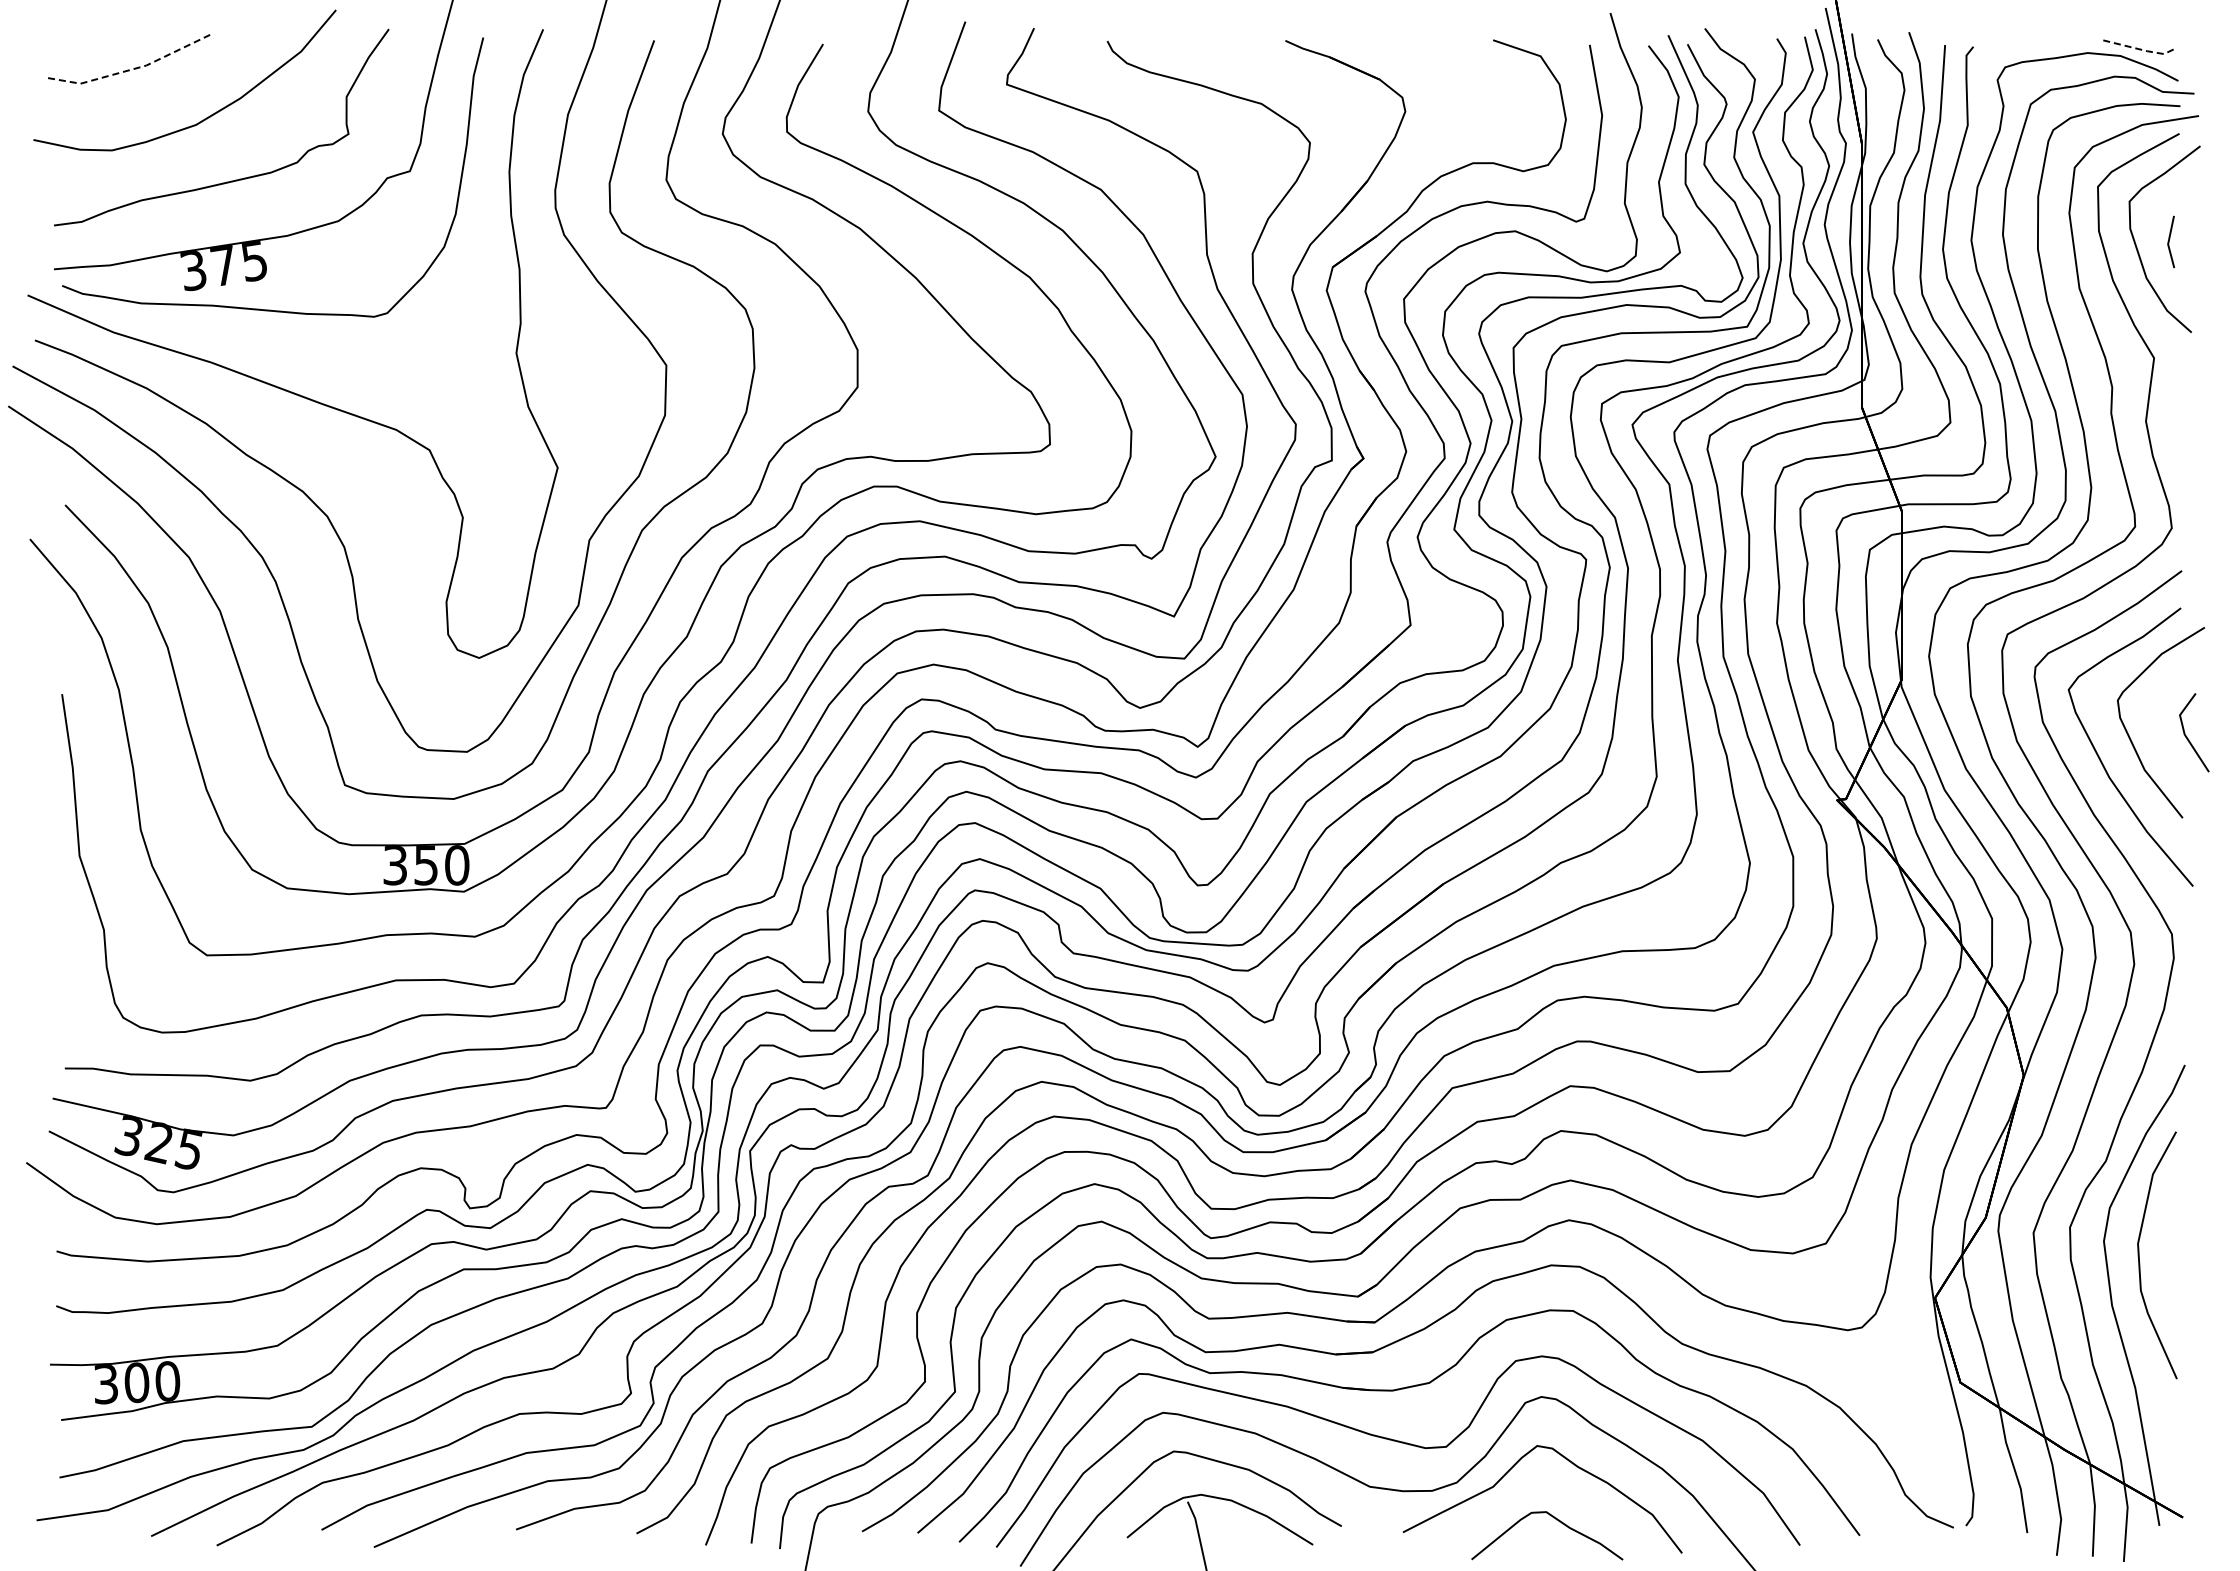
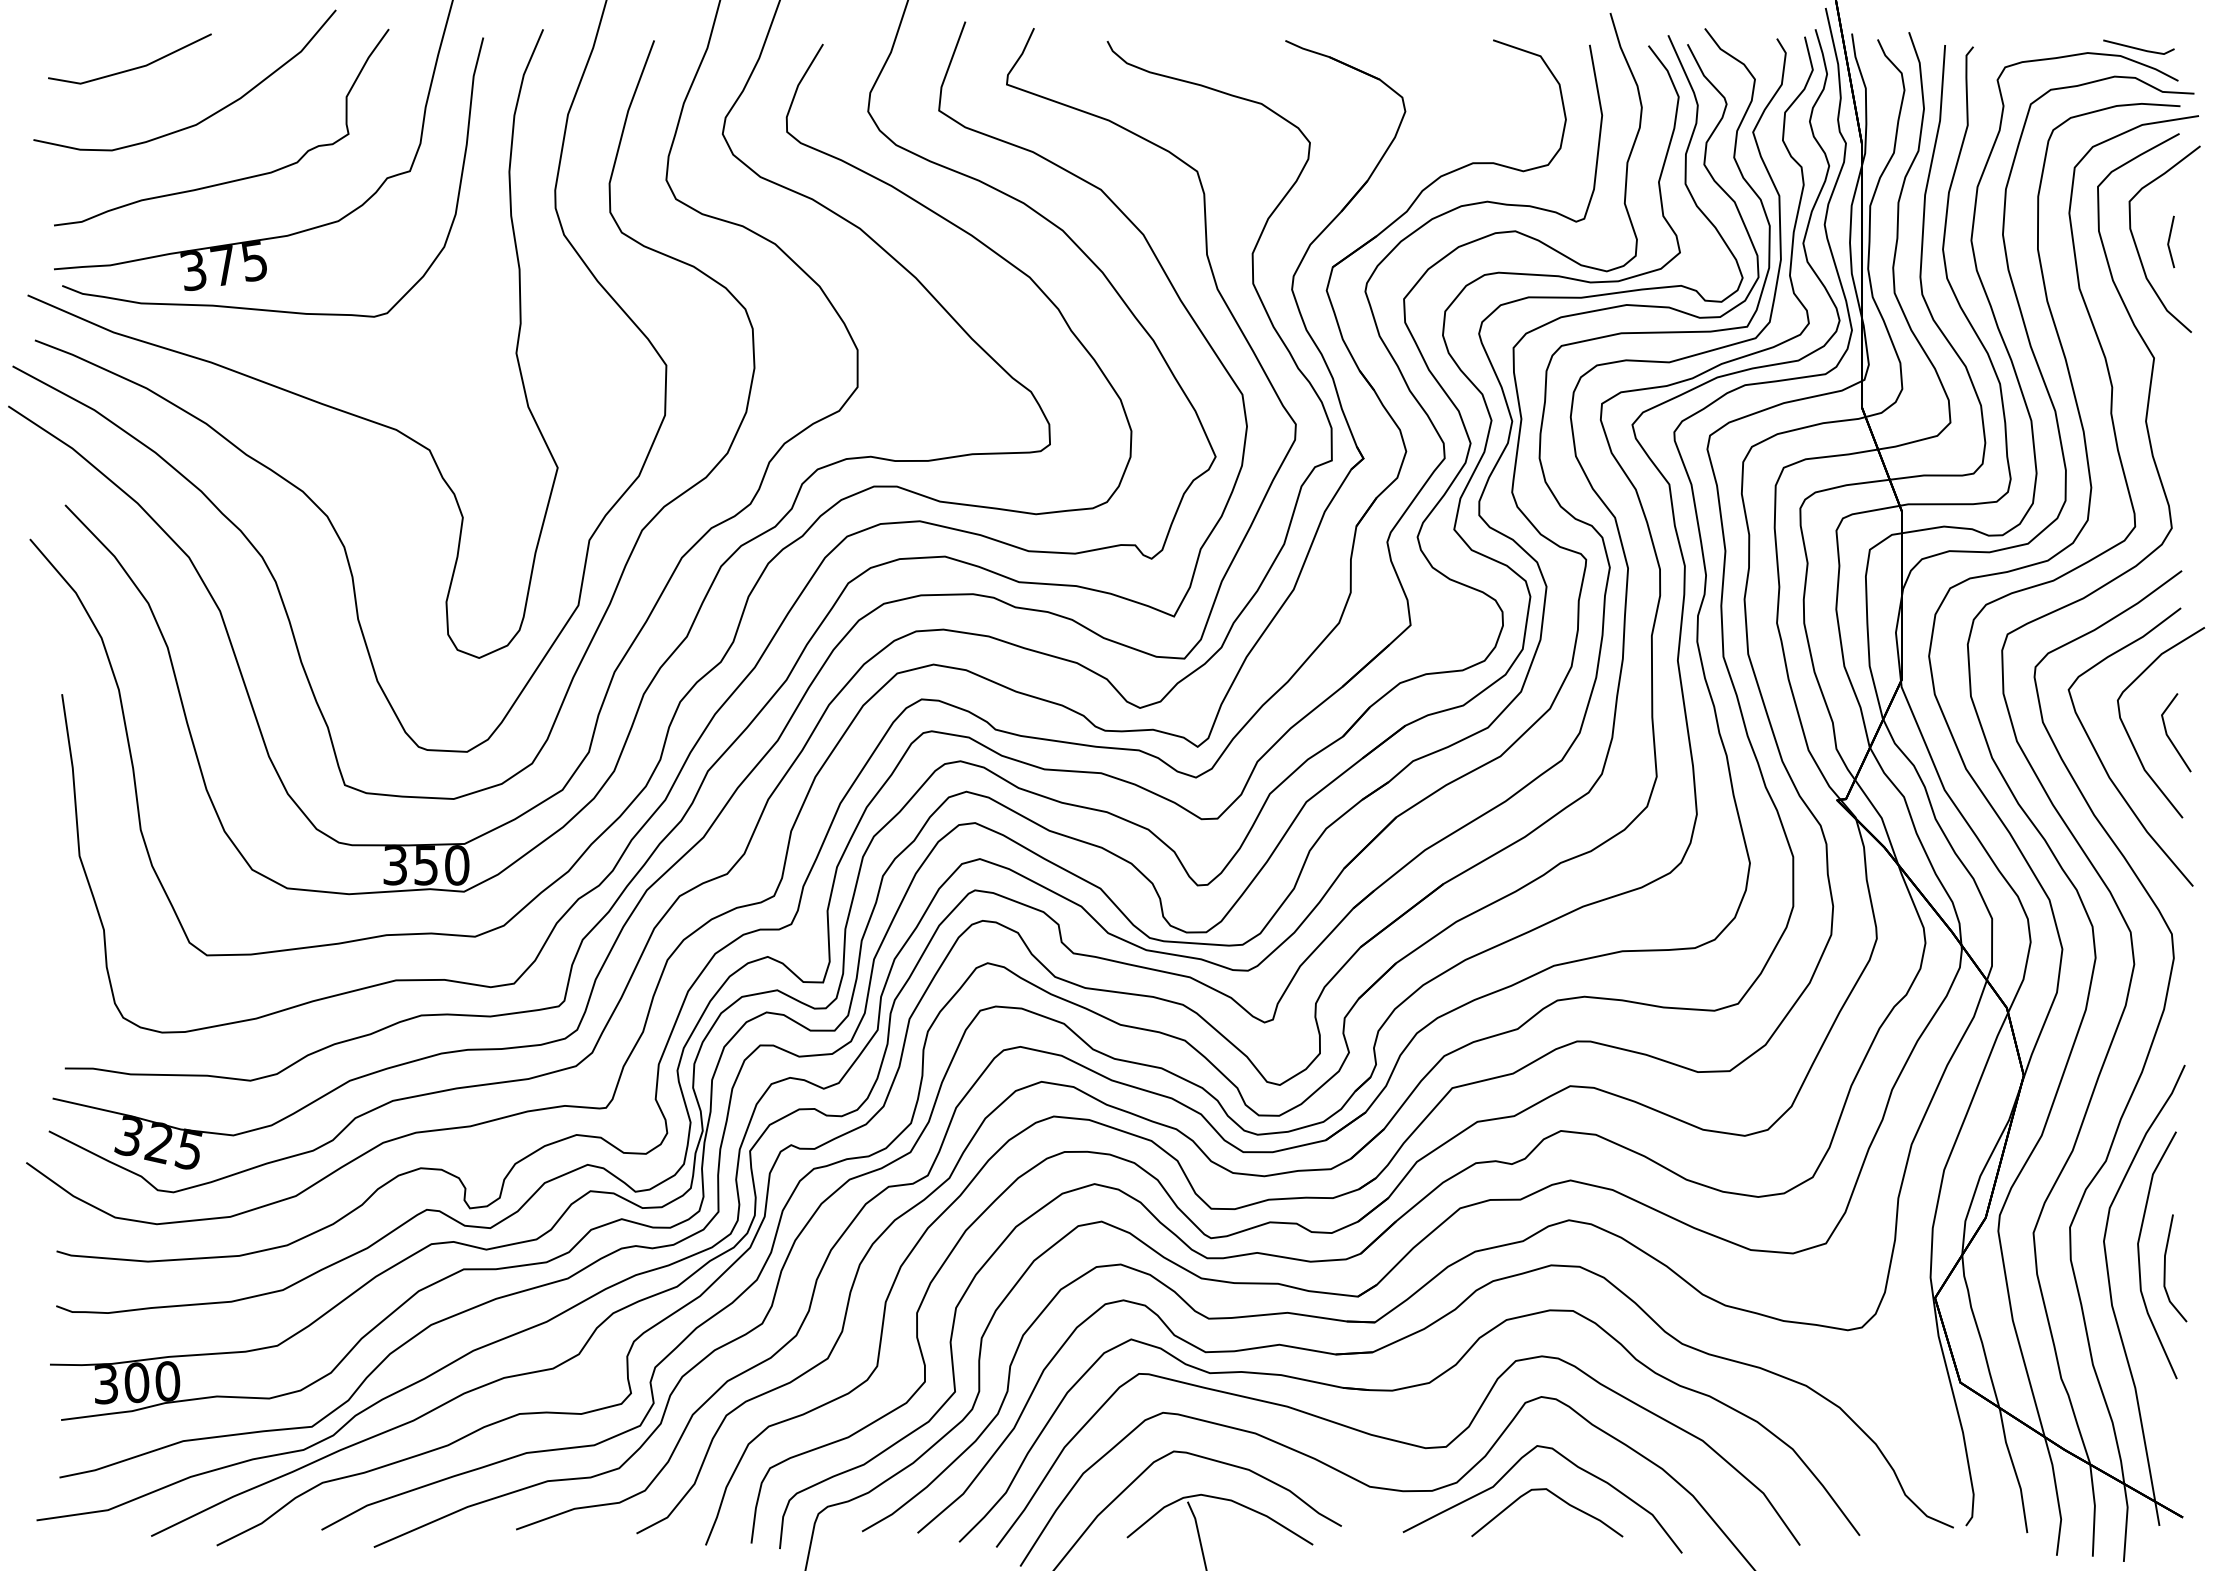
line: dashed -> solid (2140, 49)
line: dashed -> solid (132, 69)
line position: (2187, 736) -> (2169, 736) (2169, 736)
line: none -> present (2165, 1268)
curve position: (1556, 1520) -> (1556, 1497) (1556, 1497)
